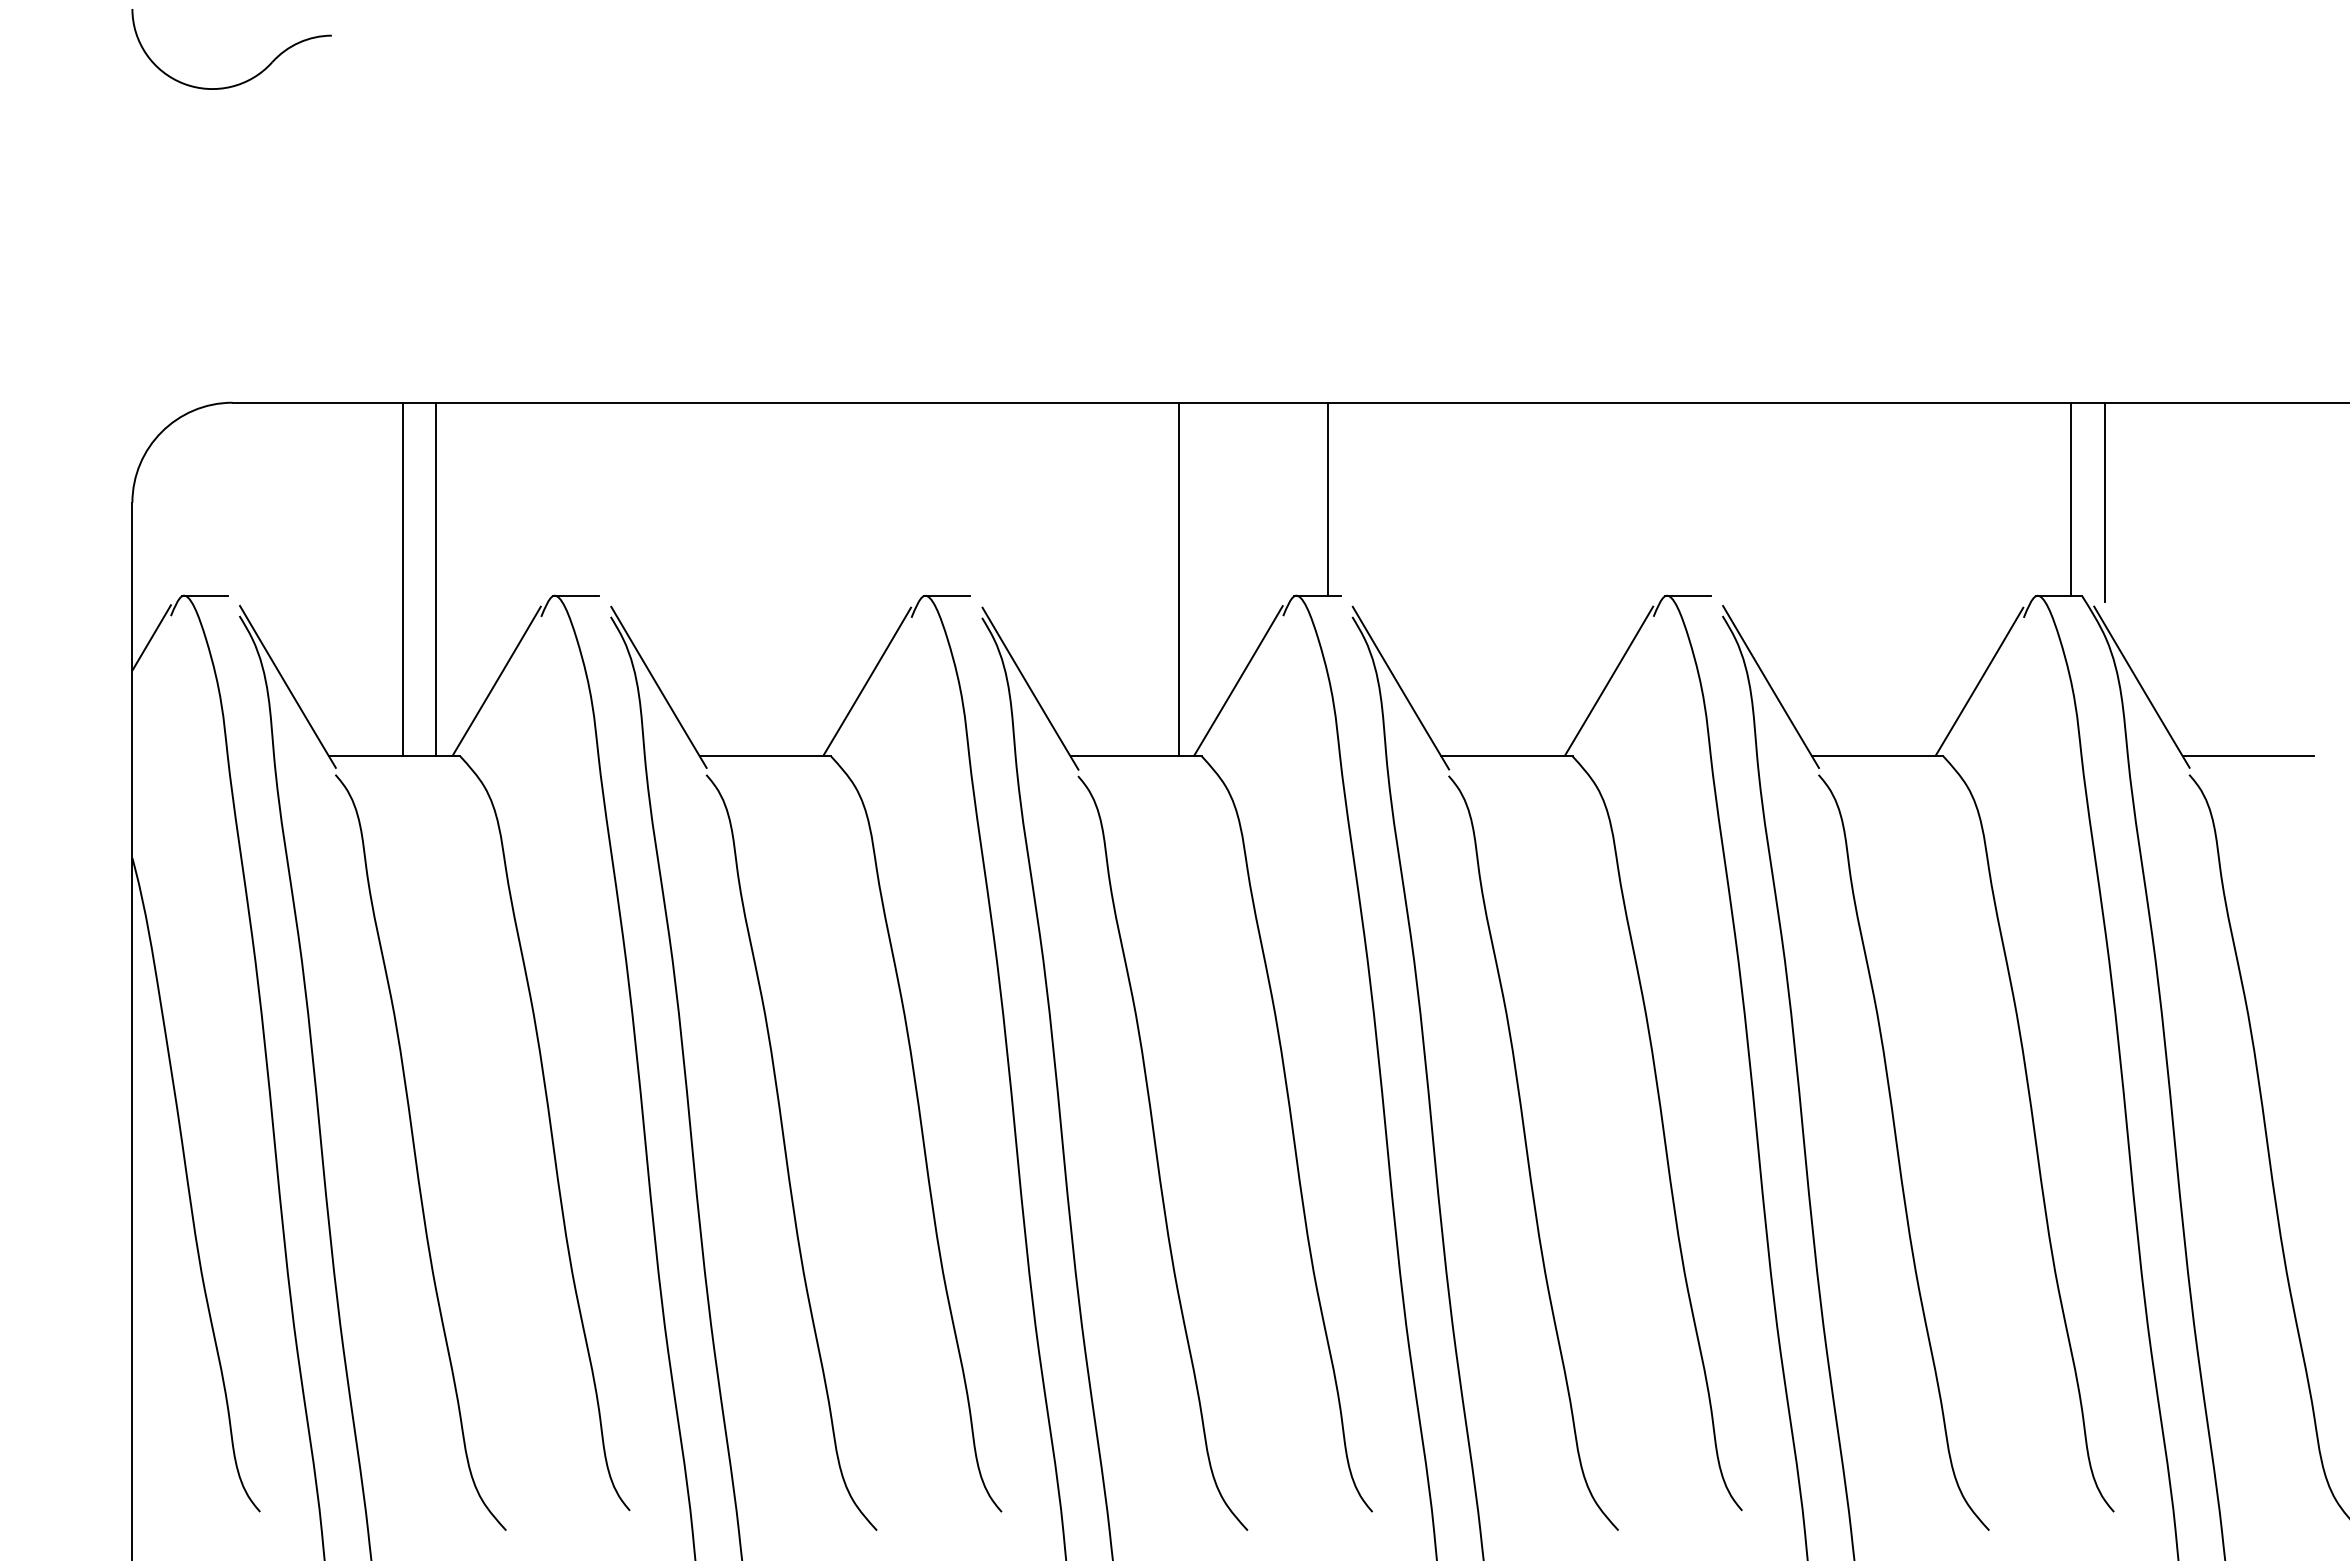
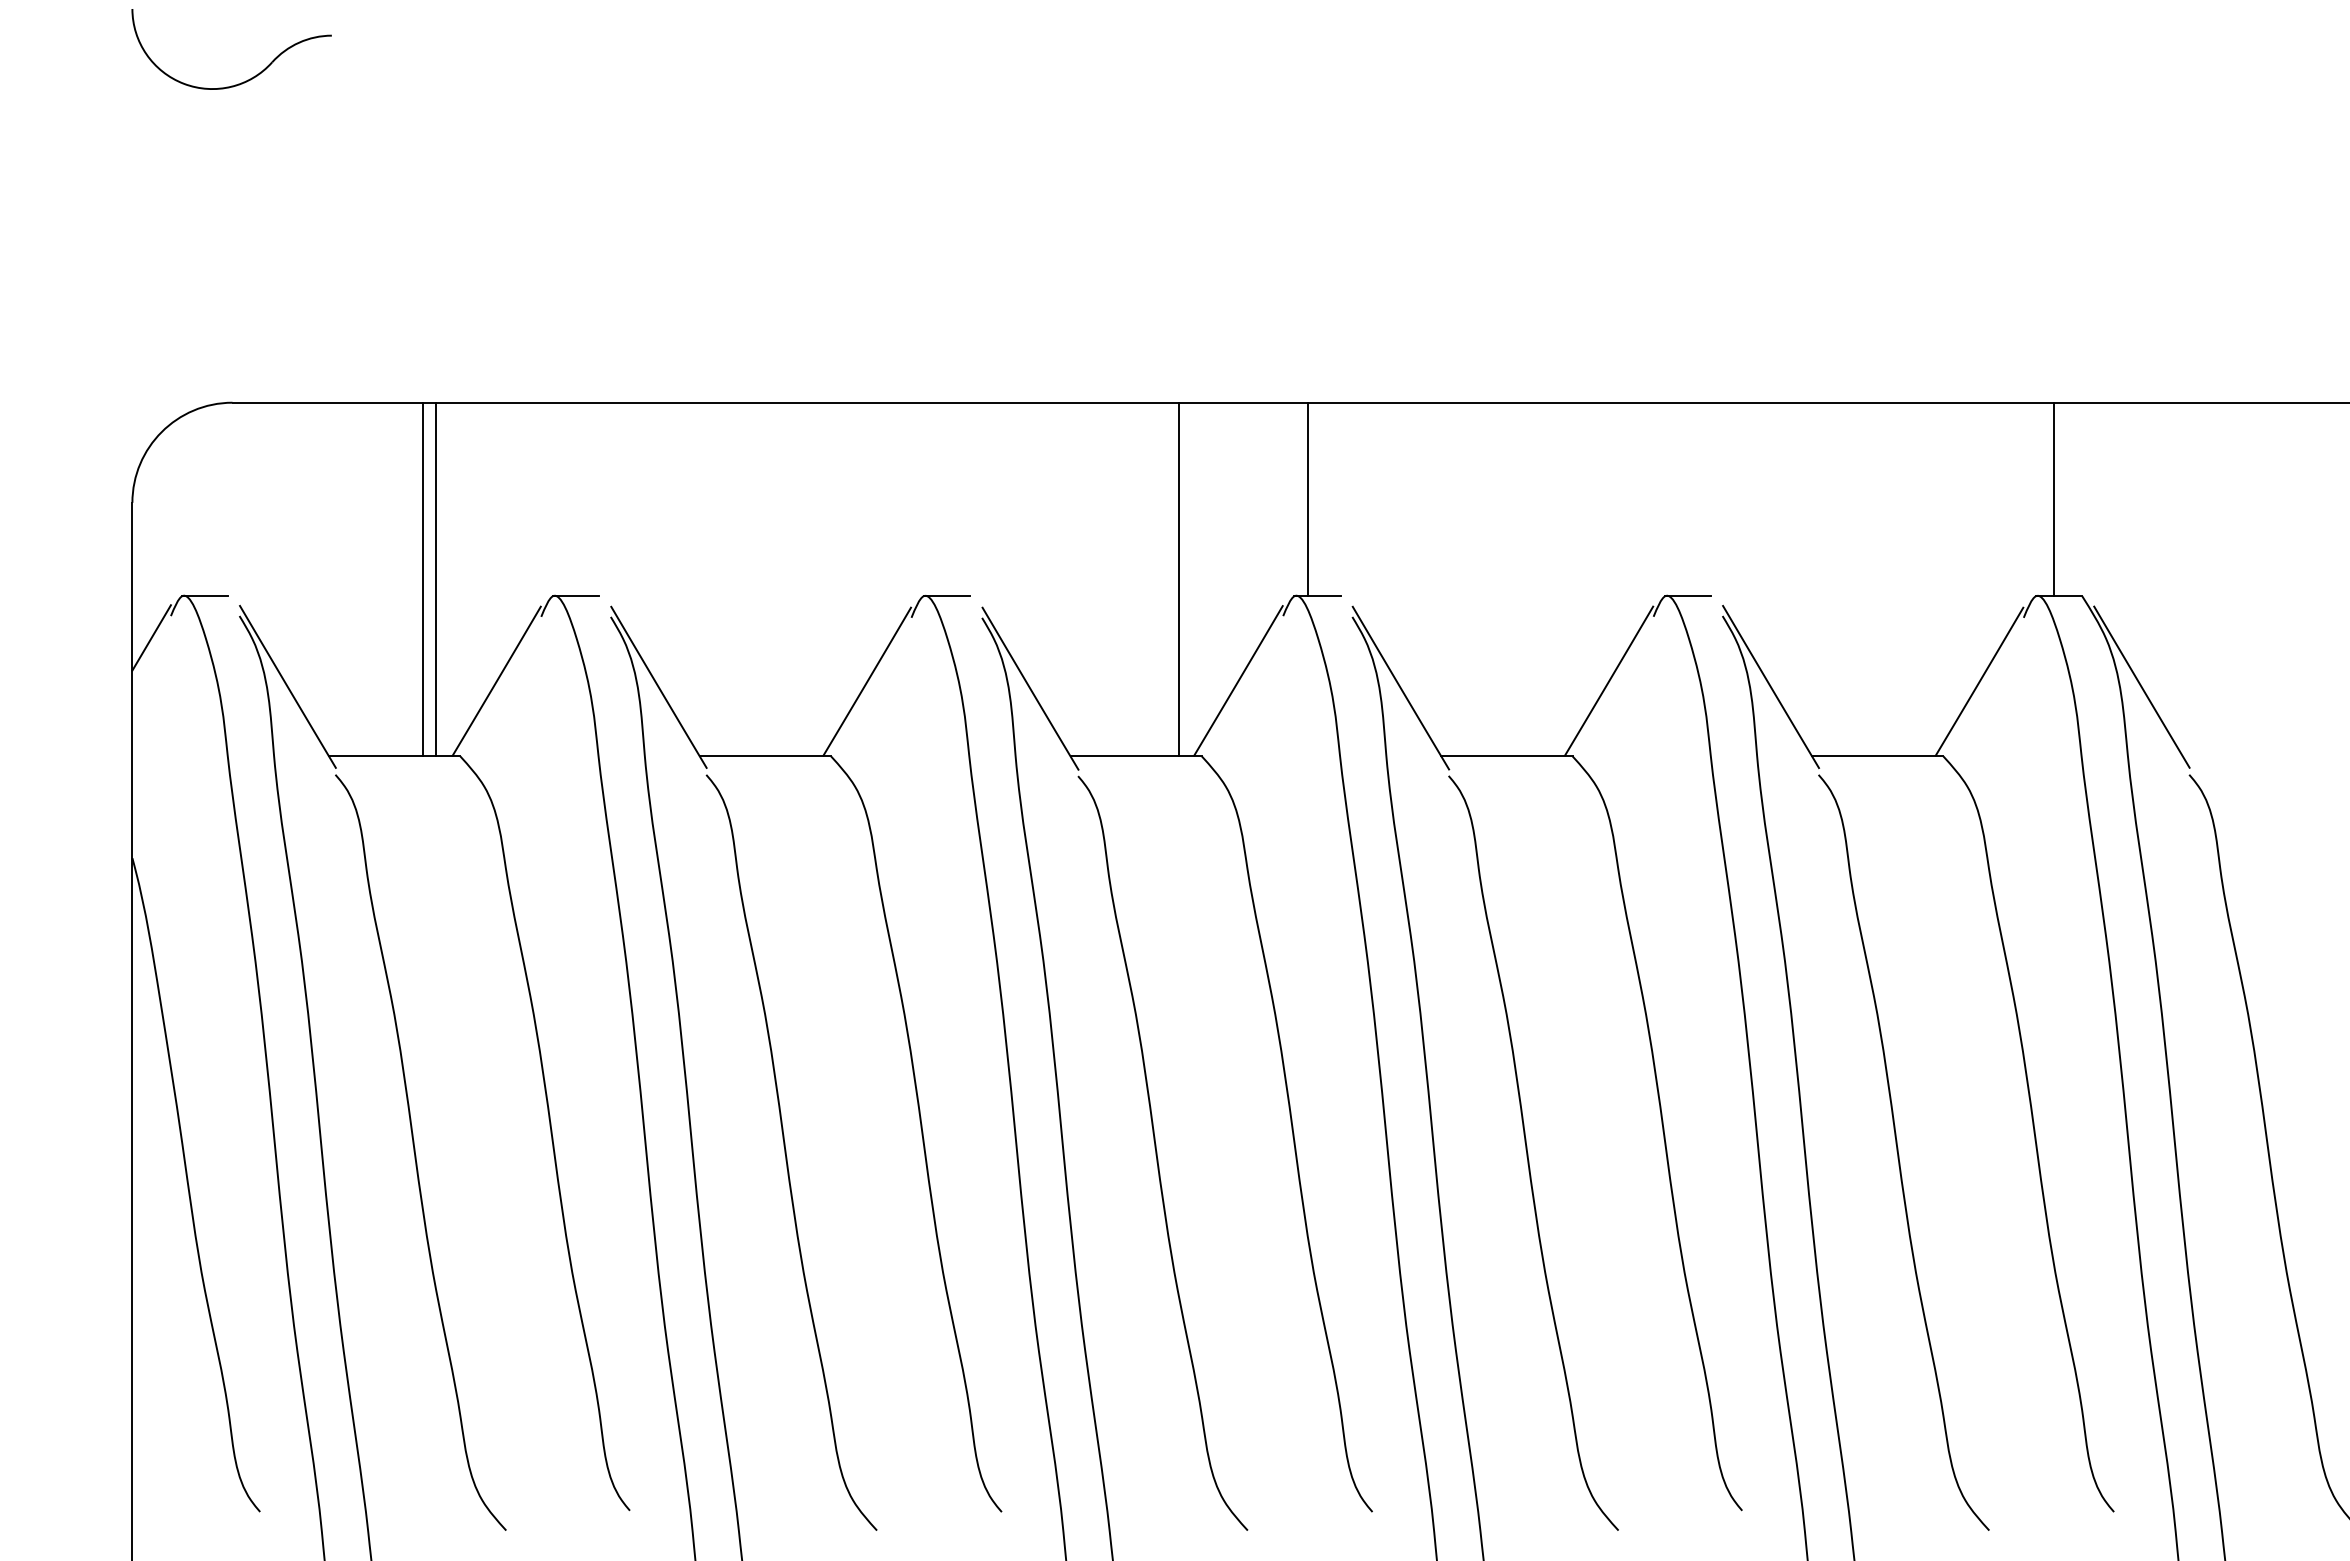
line position: (1328, 499) -> (1308, 499) (1308, 499)
line position: (2071, 499) -> (2054, 499) (2054, 499)
line: present -> none (2104, 502)
line position: (402, 579) -> (422, 579) (422, 579)
line: present -> none (2248, 756)
